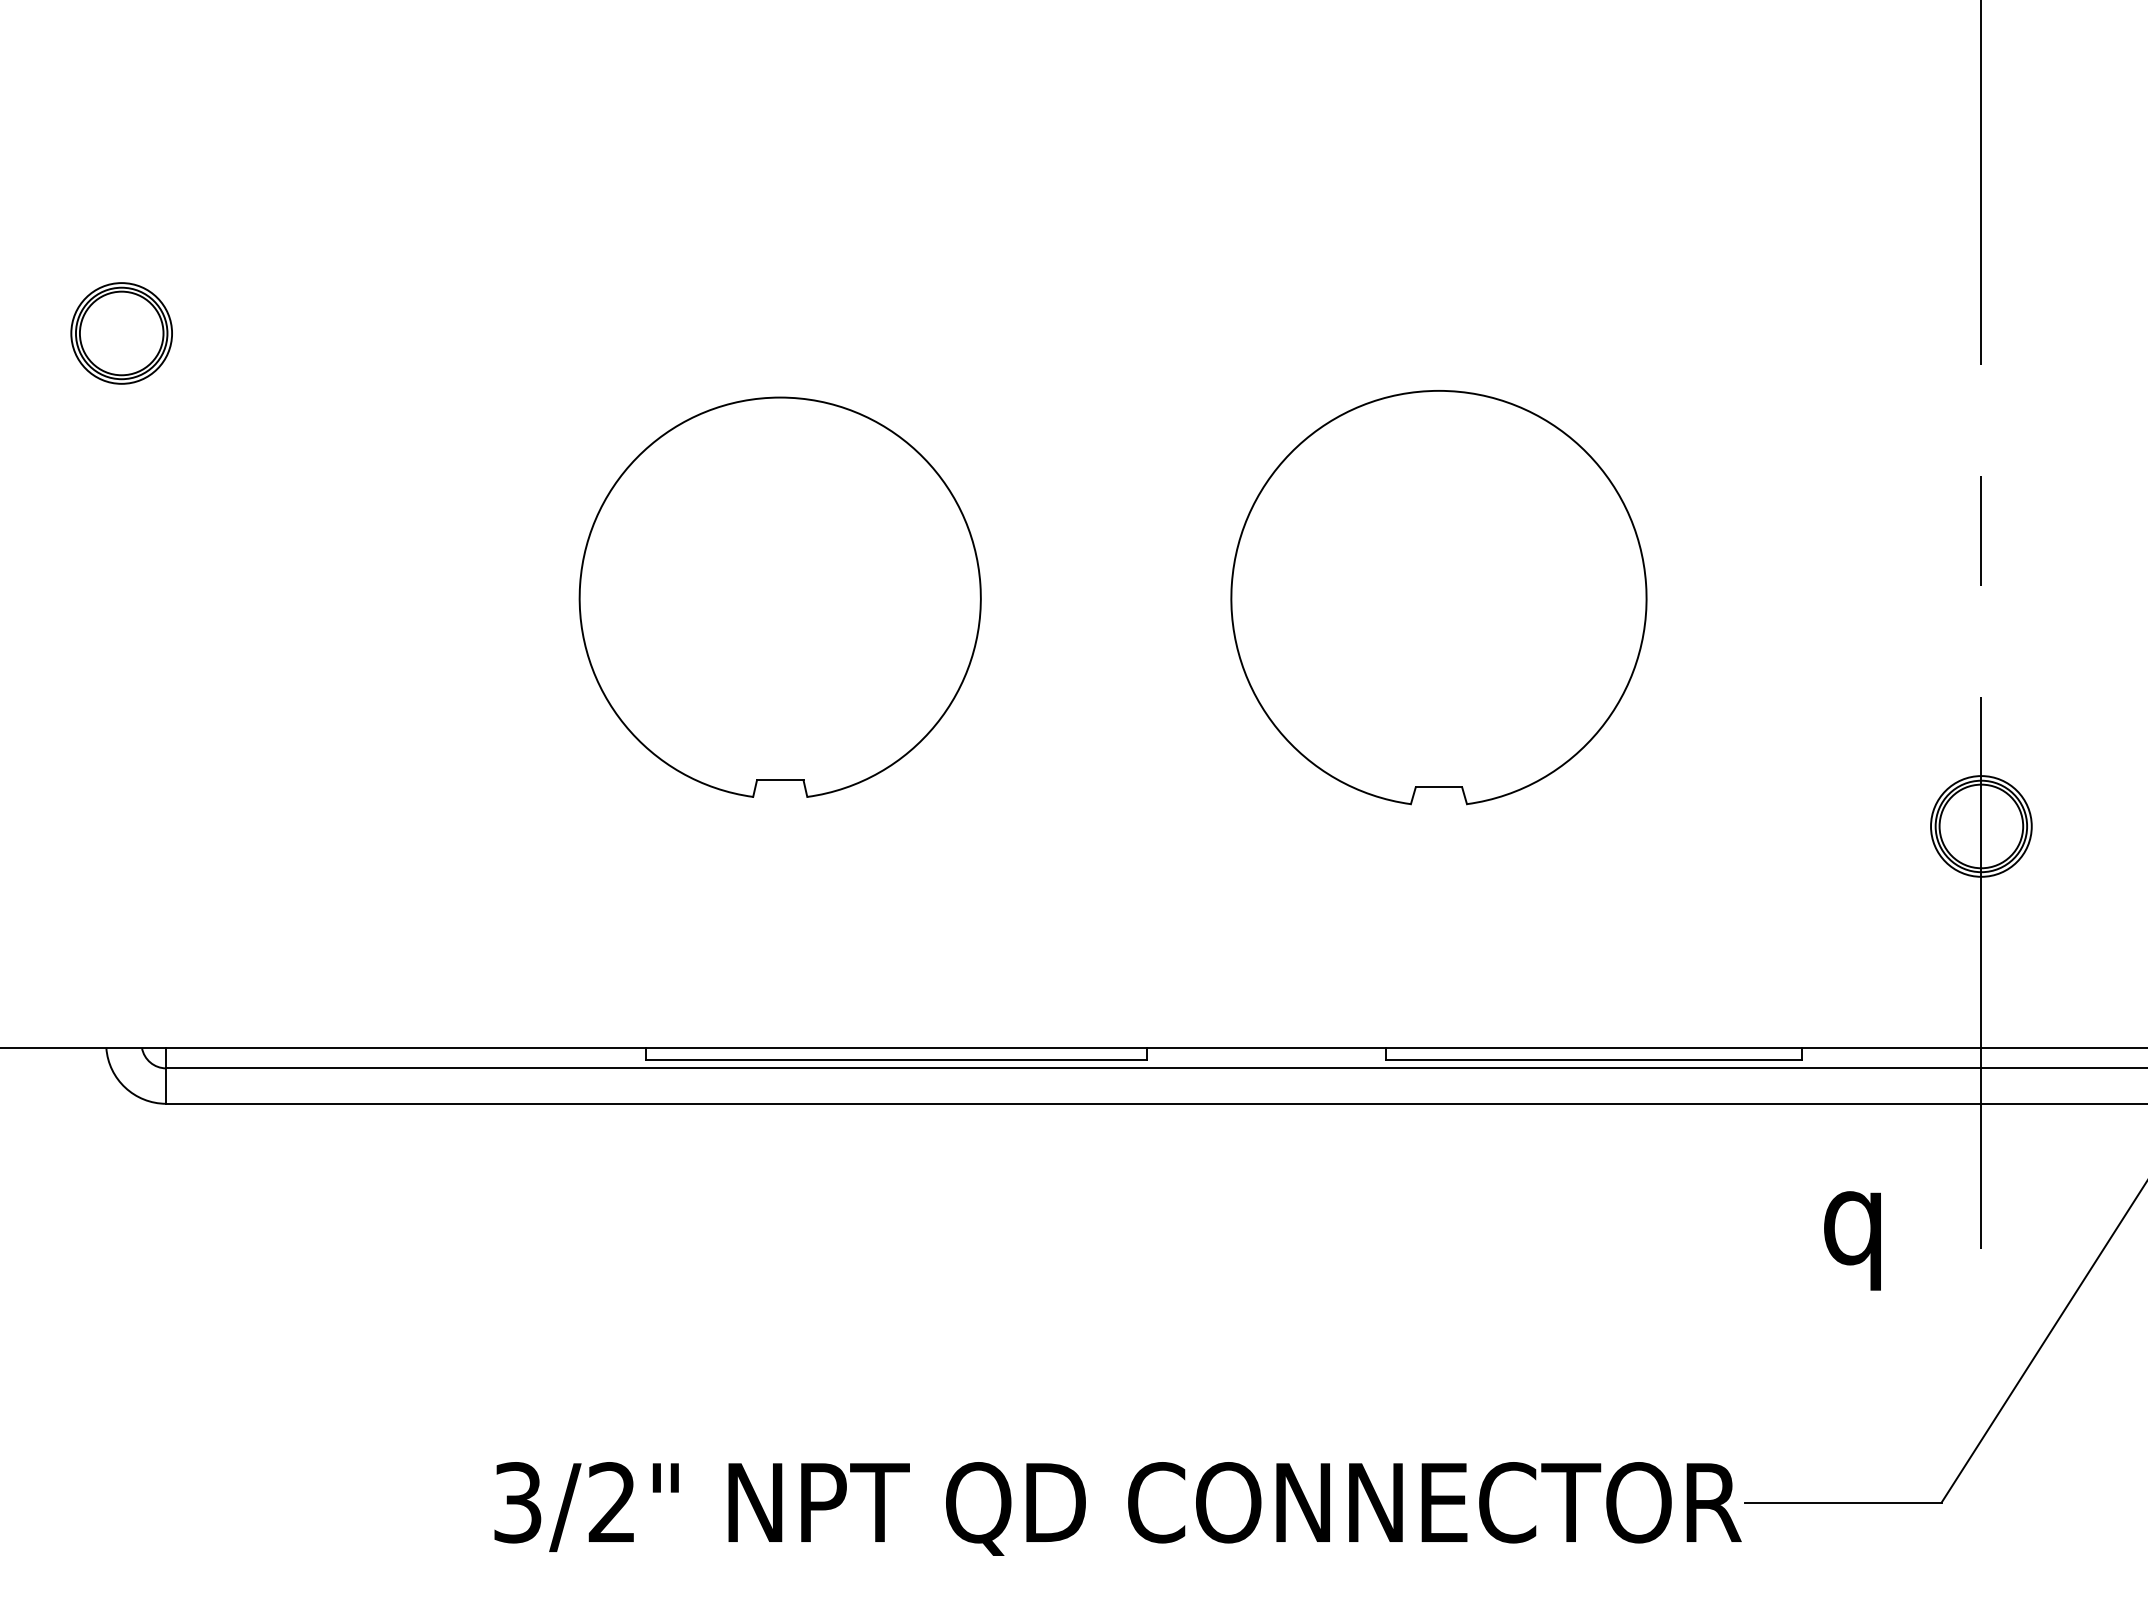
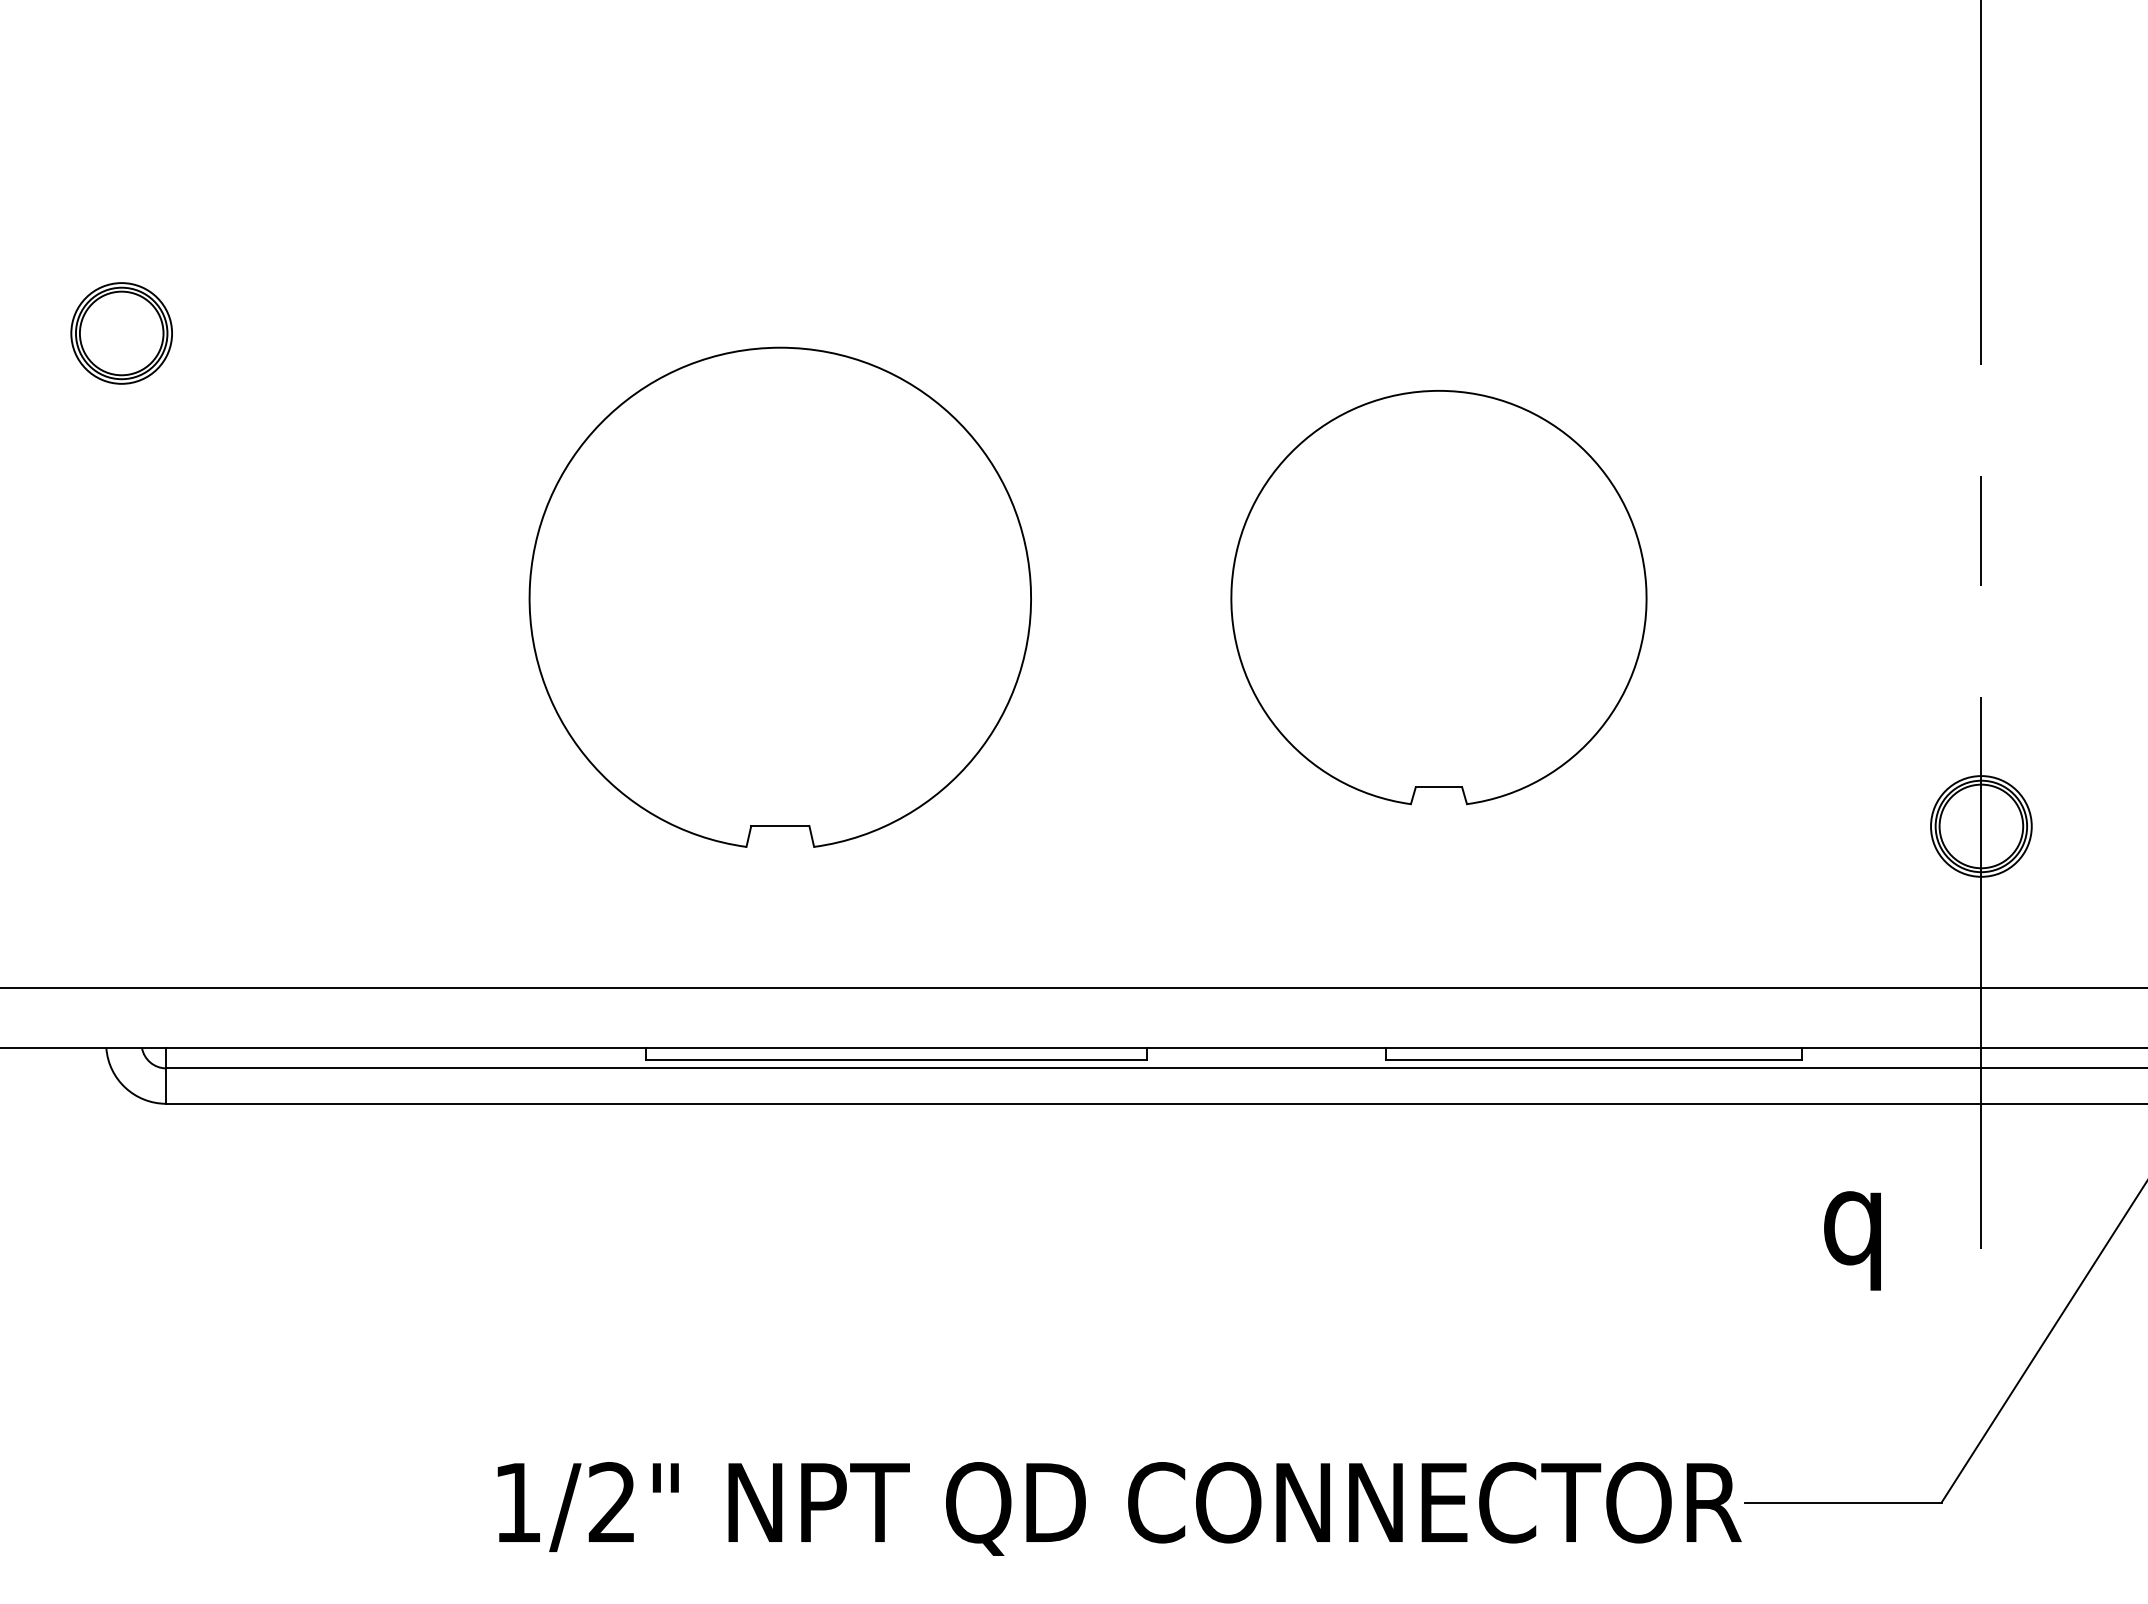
part size: 404x402 px -> 504x502 px (779, 596)
line: none -> present (1073, 987)
text: 3/2" -> 1/2" (517, 1502)
